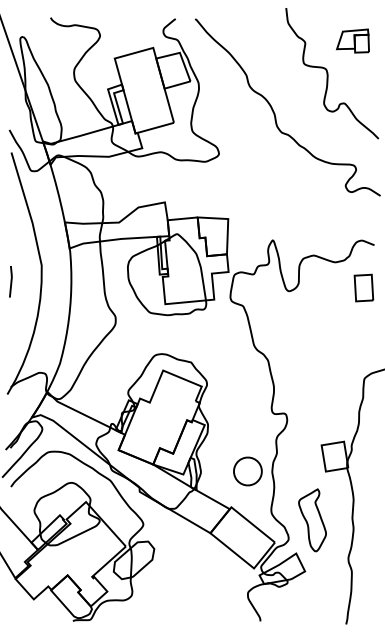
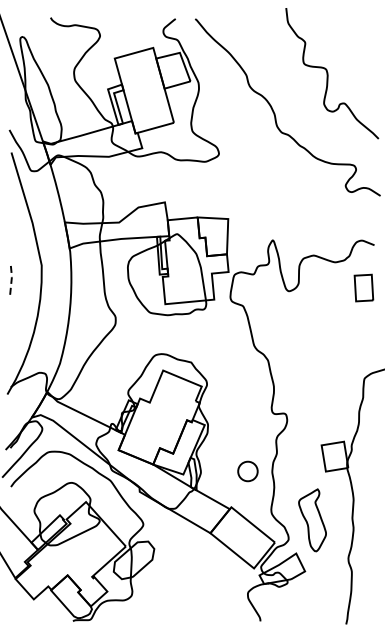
part: present -> none (352, 40)
line: solid -> dashed (11, 281)
part size: 30x31 px -> 22x23 px (247, 471)
